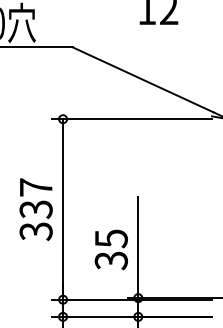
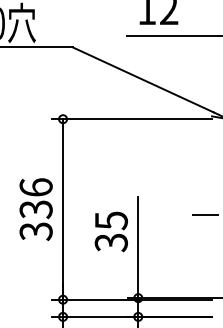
line: none -> present (172, 35)
text: 337 -> 336 (35, 187)
line: none -> present (205, 214)
text position: (110, 249) -> (110, 231) (110, 231)
